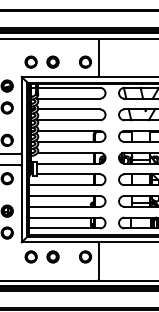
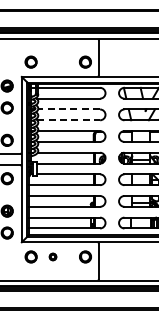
part: present -> none (52, 61)
line: solid -> dashed (69, 109)
line: solid -> dashed (69, 120)
part size: 14x14 px -> 10x10 px (52, 256)
